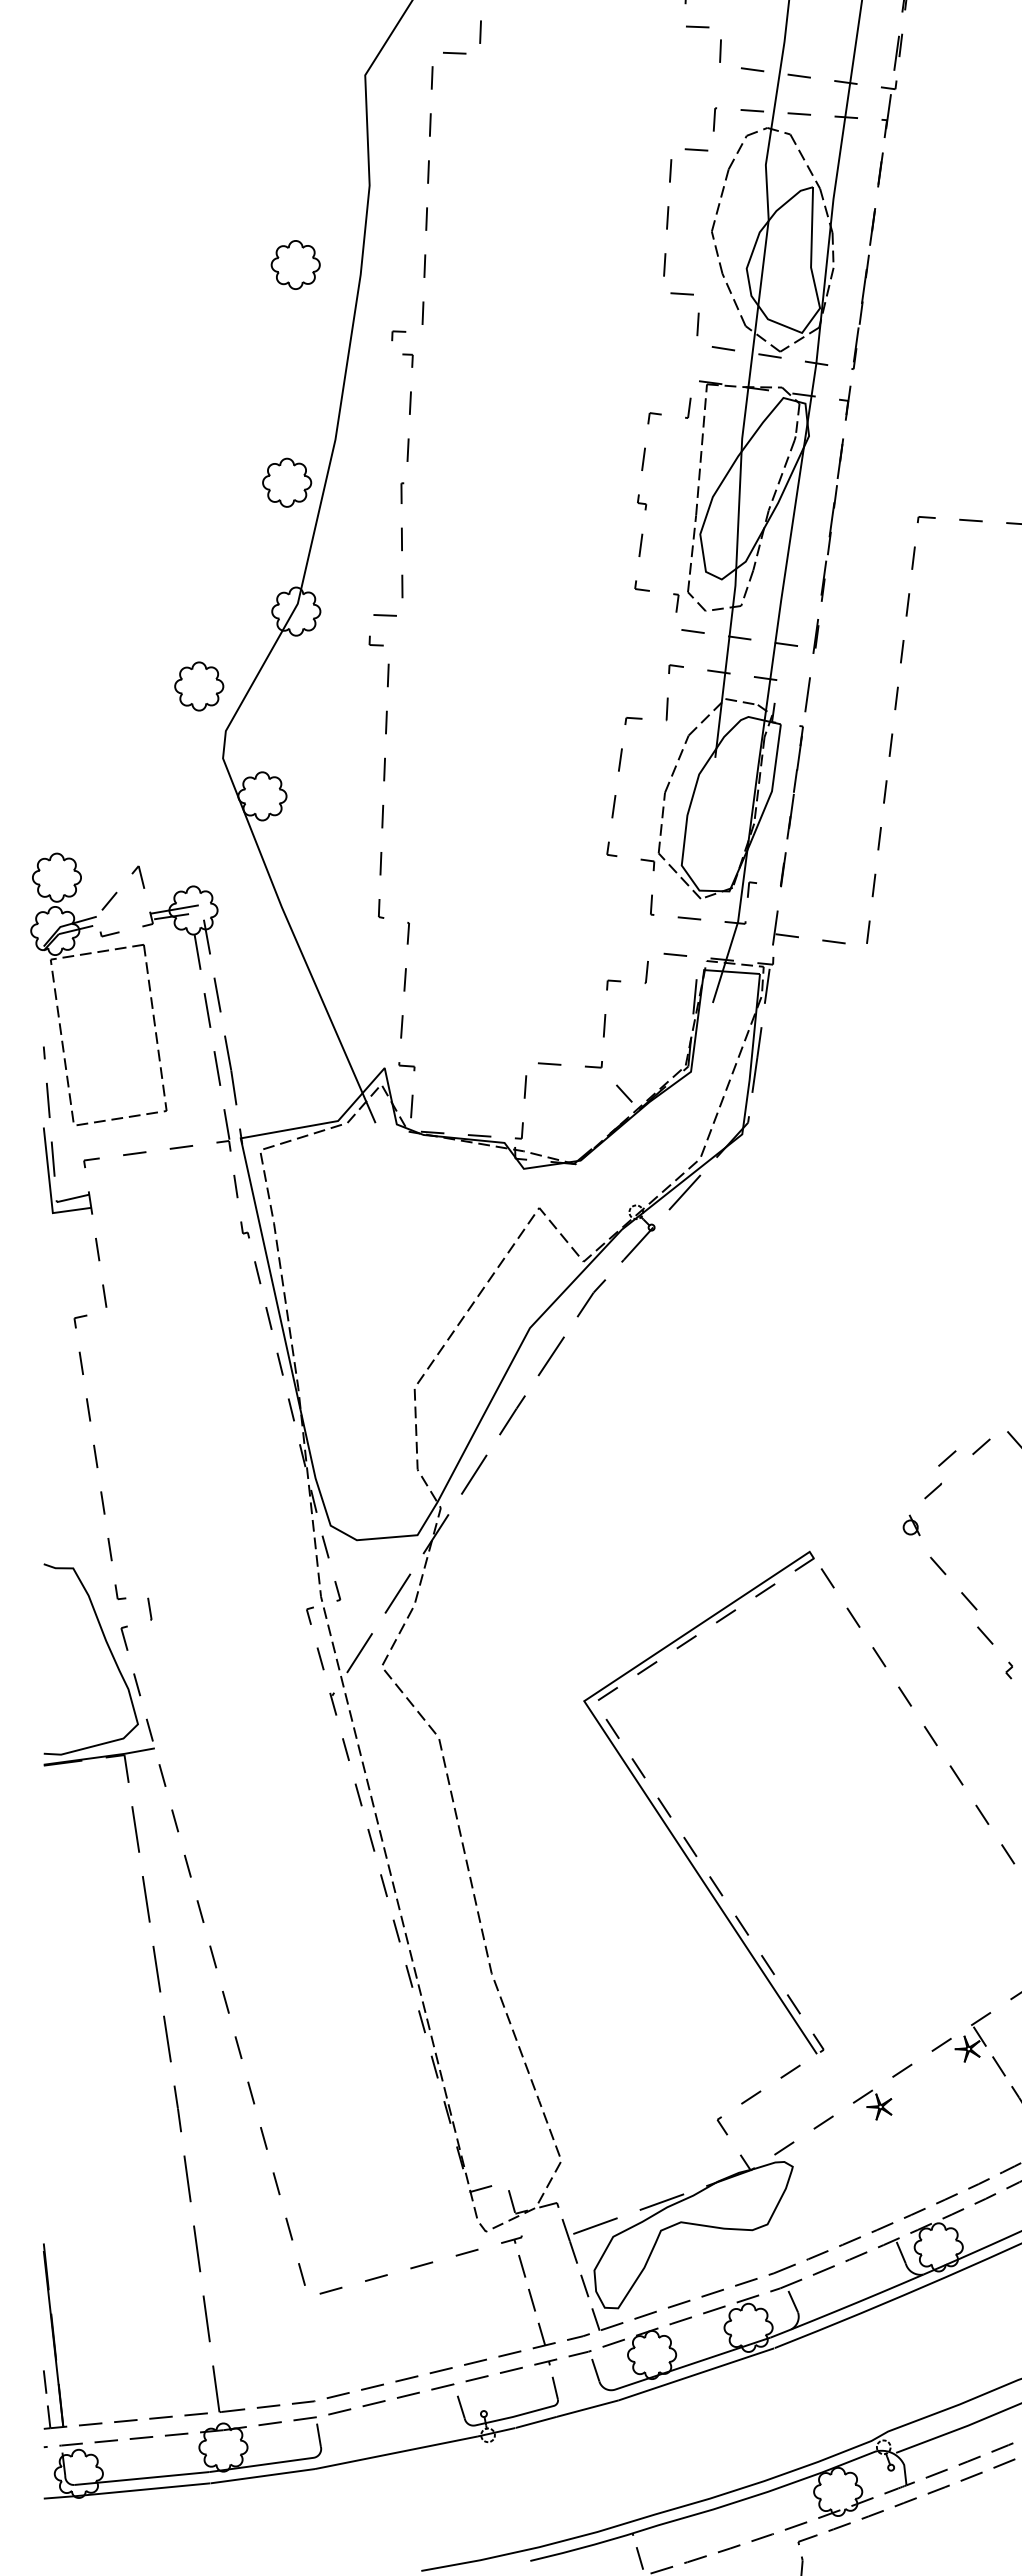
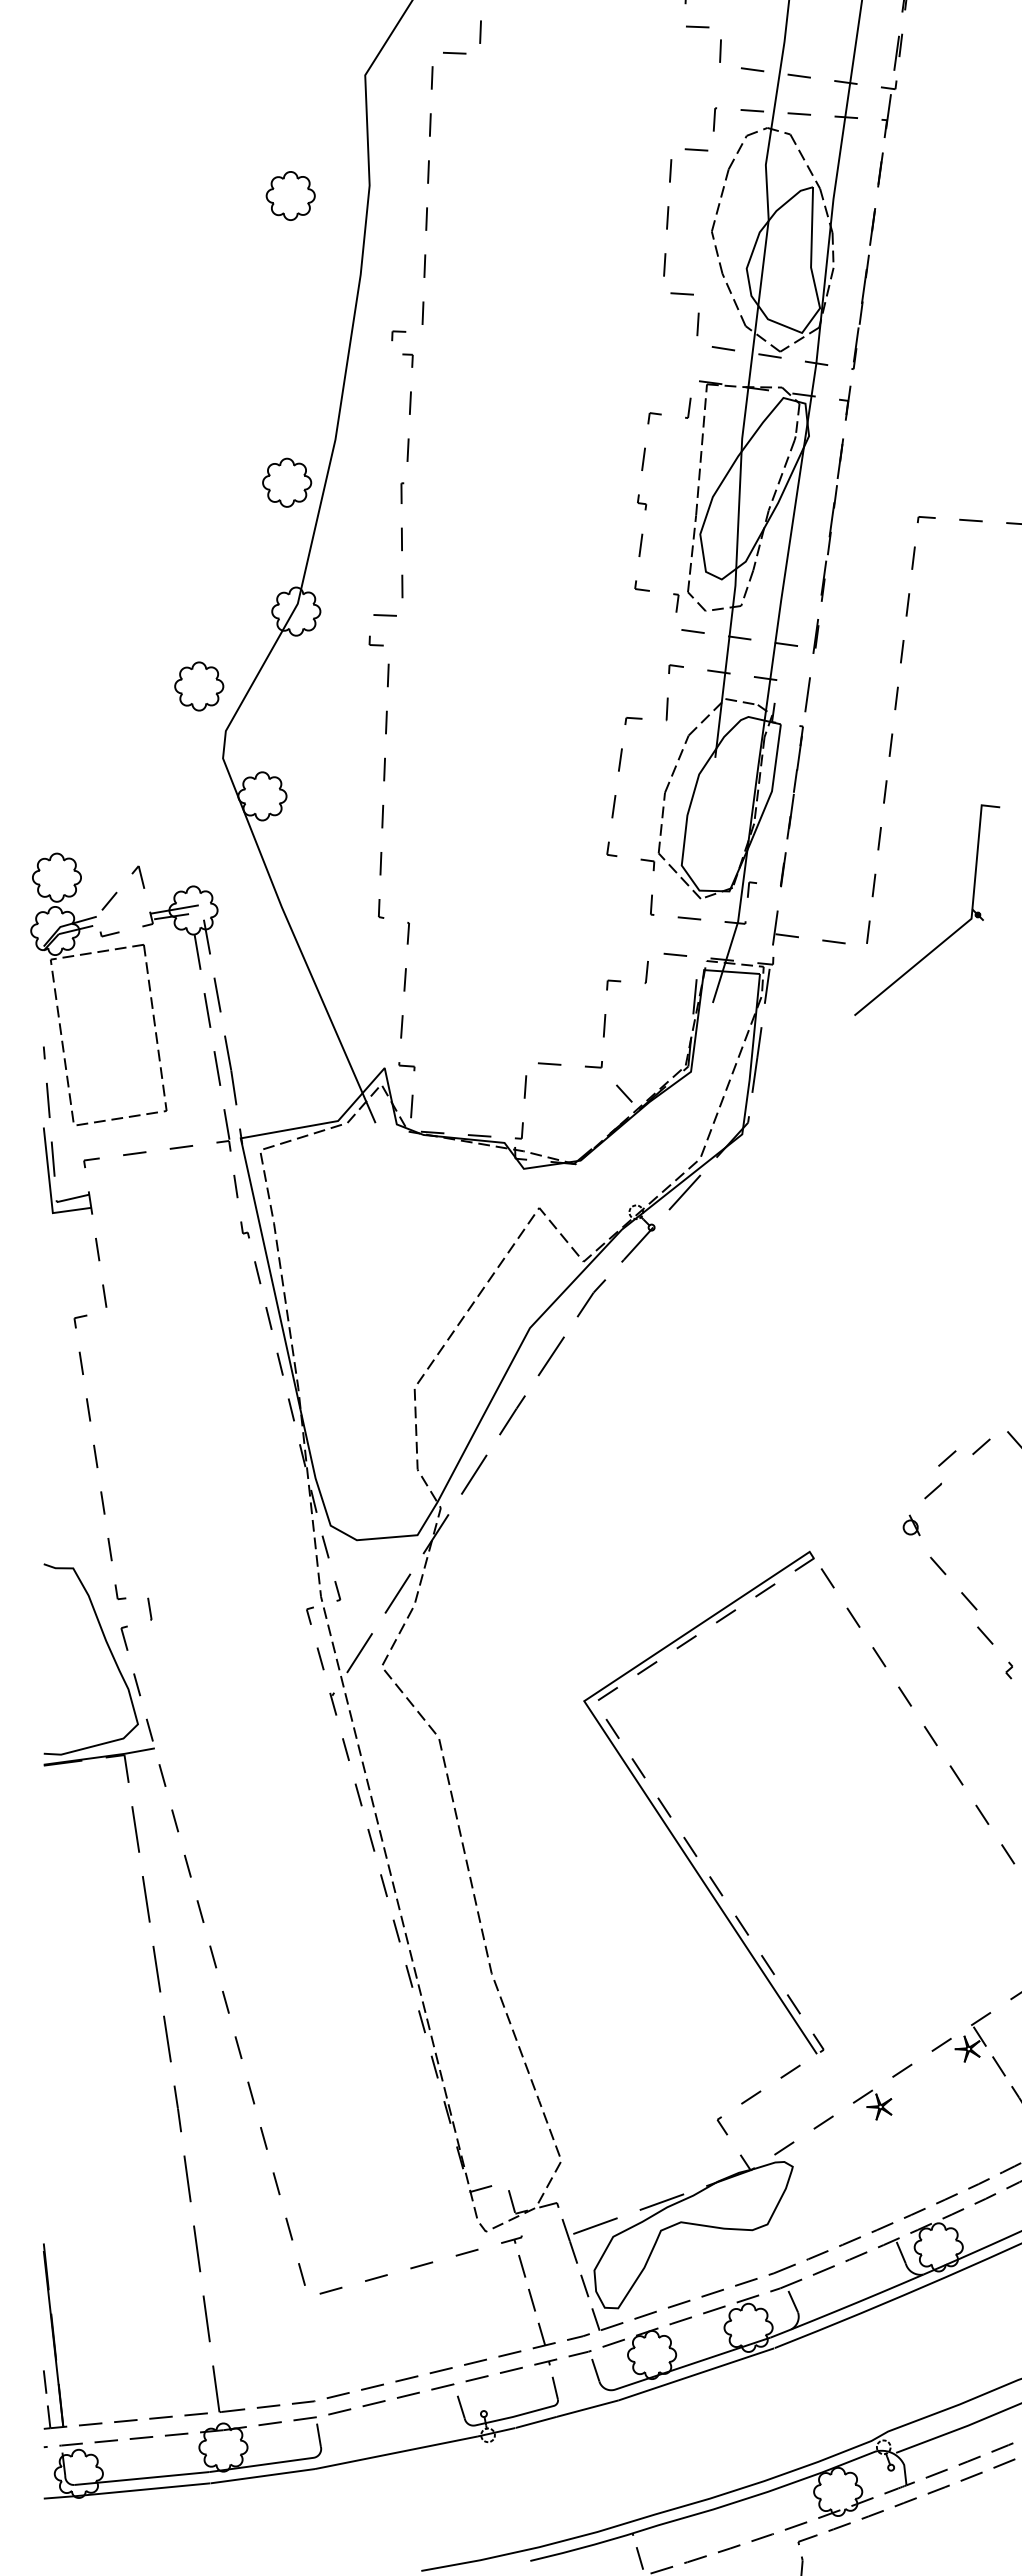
part position: (295, 264) -> (290, 195) (290, 195)
part: none -> present (950, 934)
